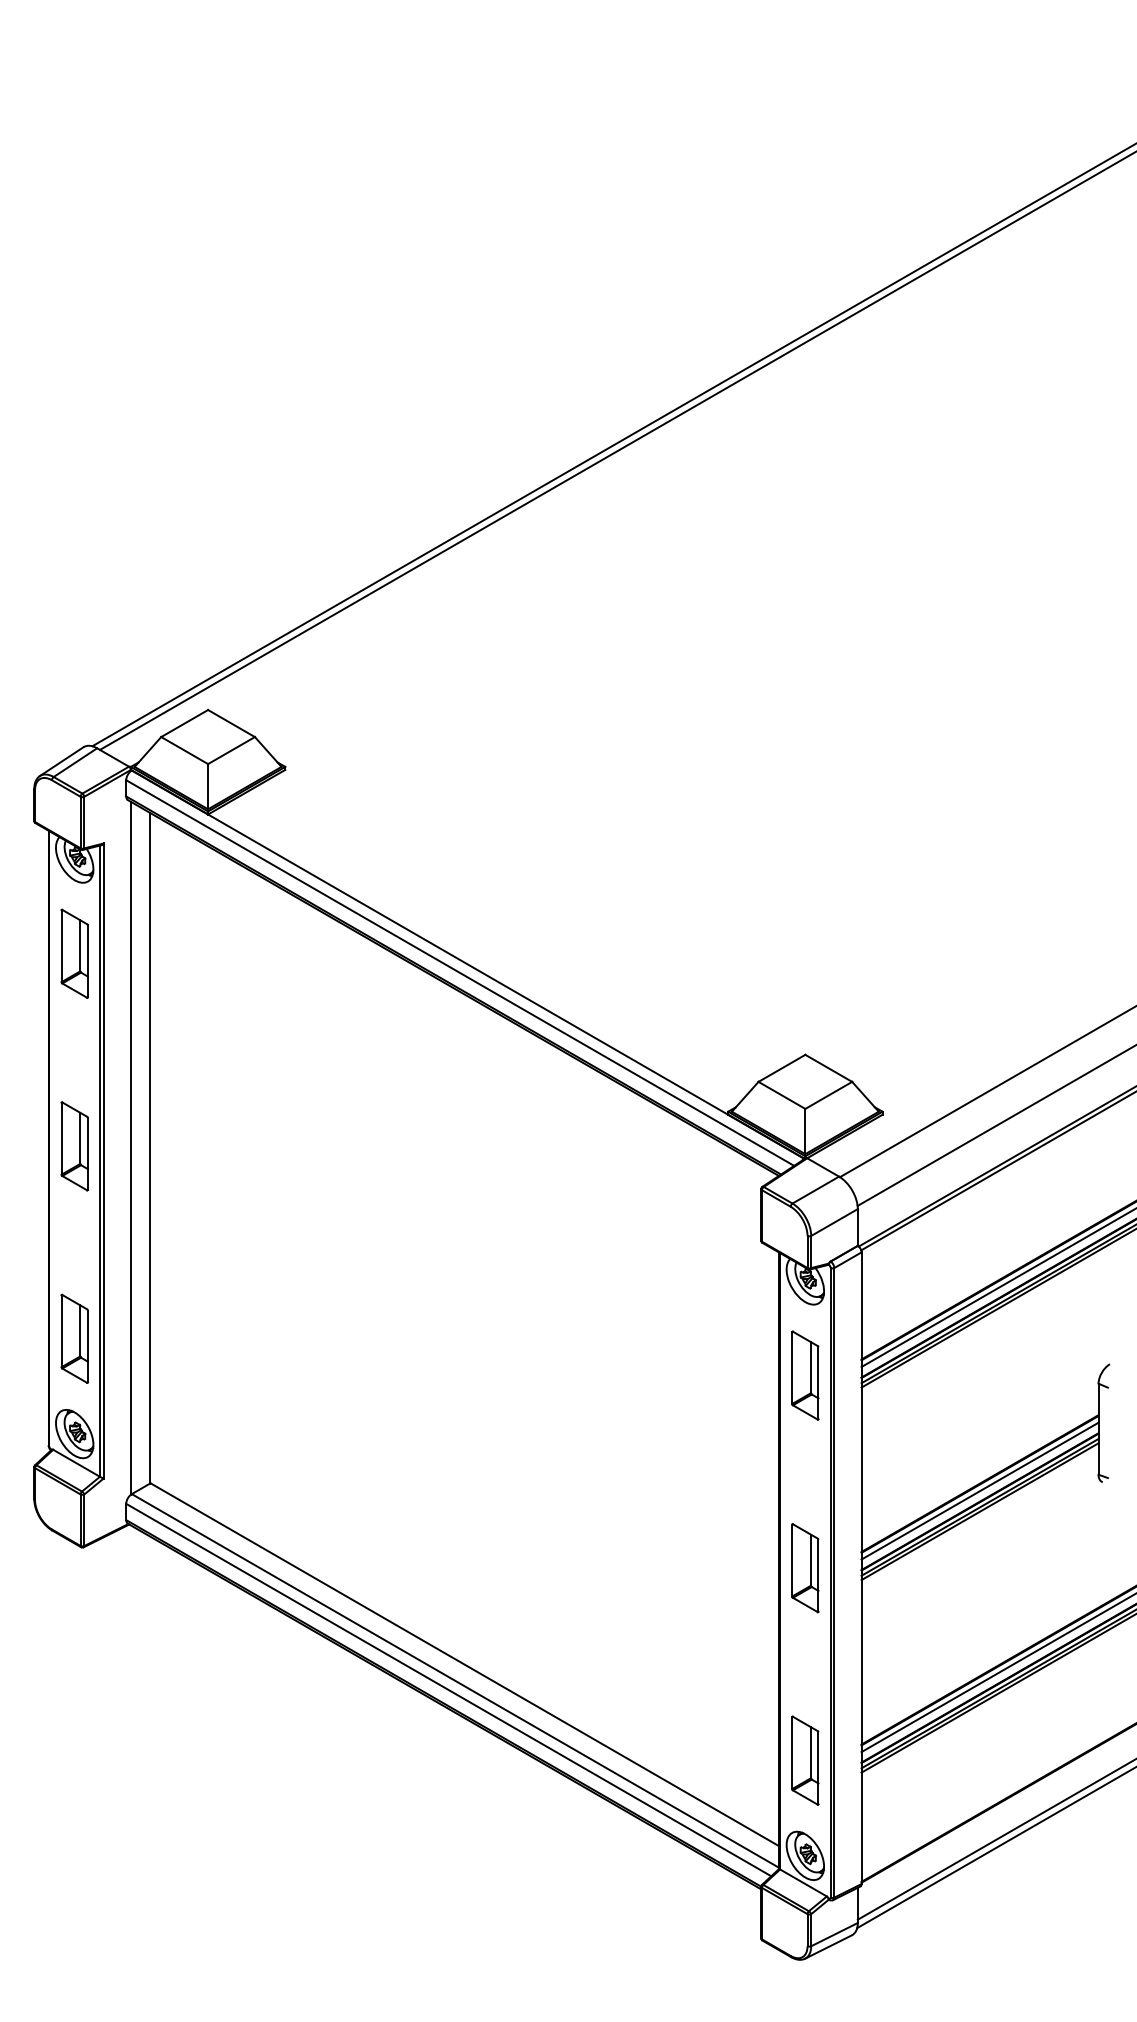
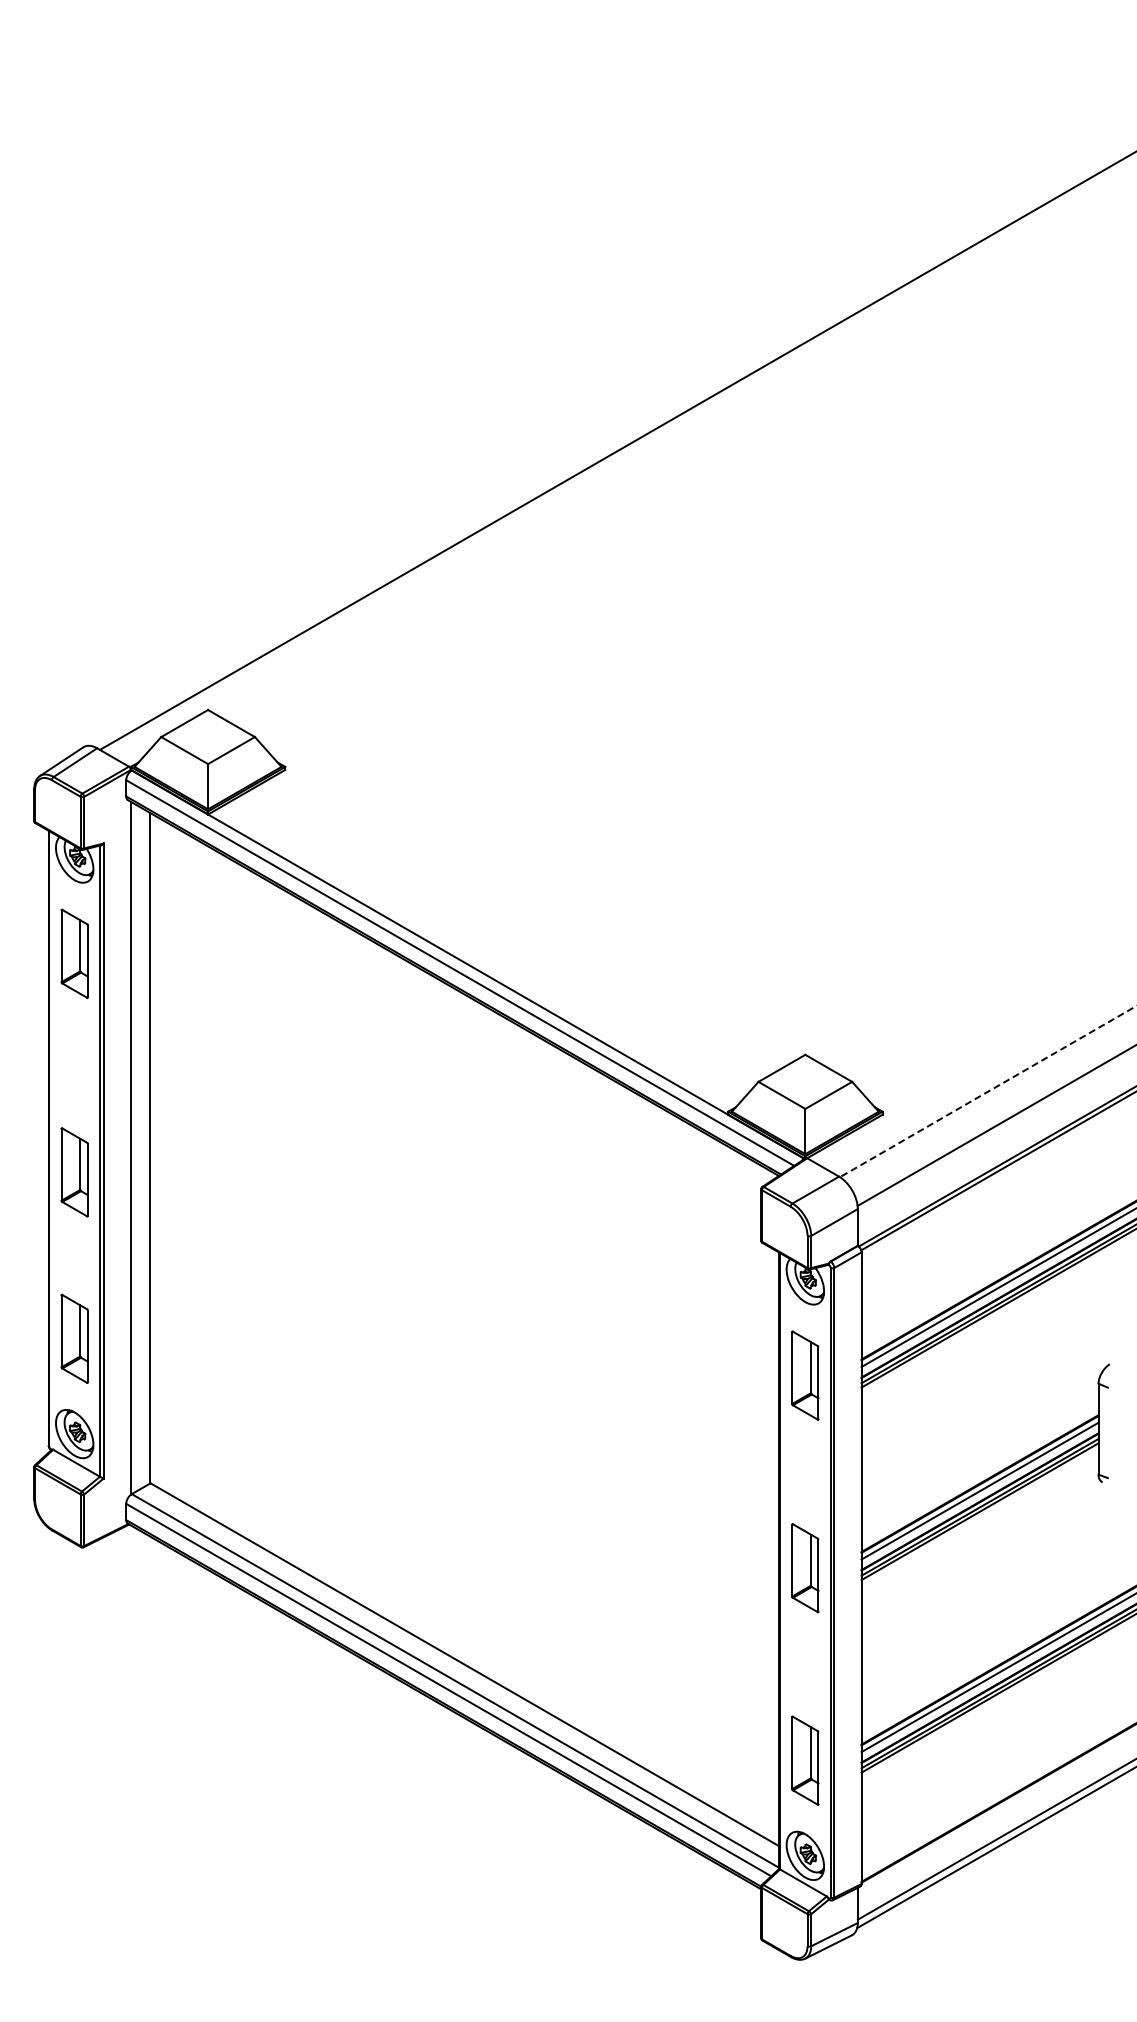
line: present -> none (612, 445)
line: solid -> dashed (988, 1091)
part position: (74, 1146) -> (74, 1172) (74, 1172)
